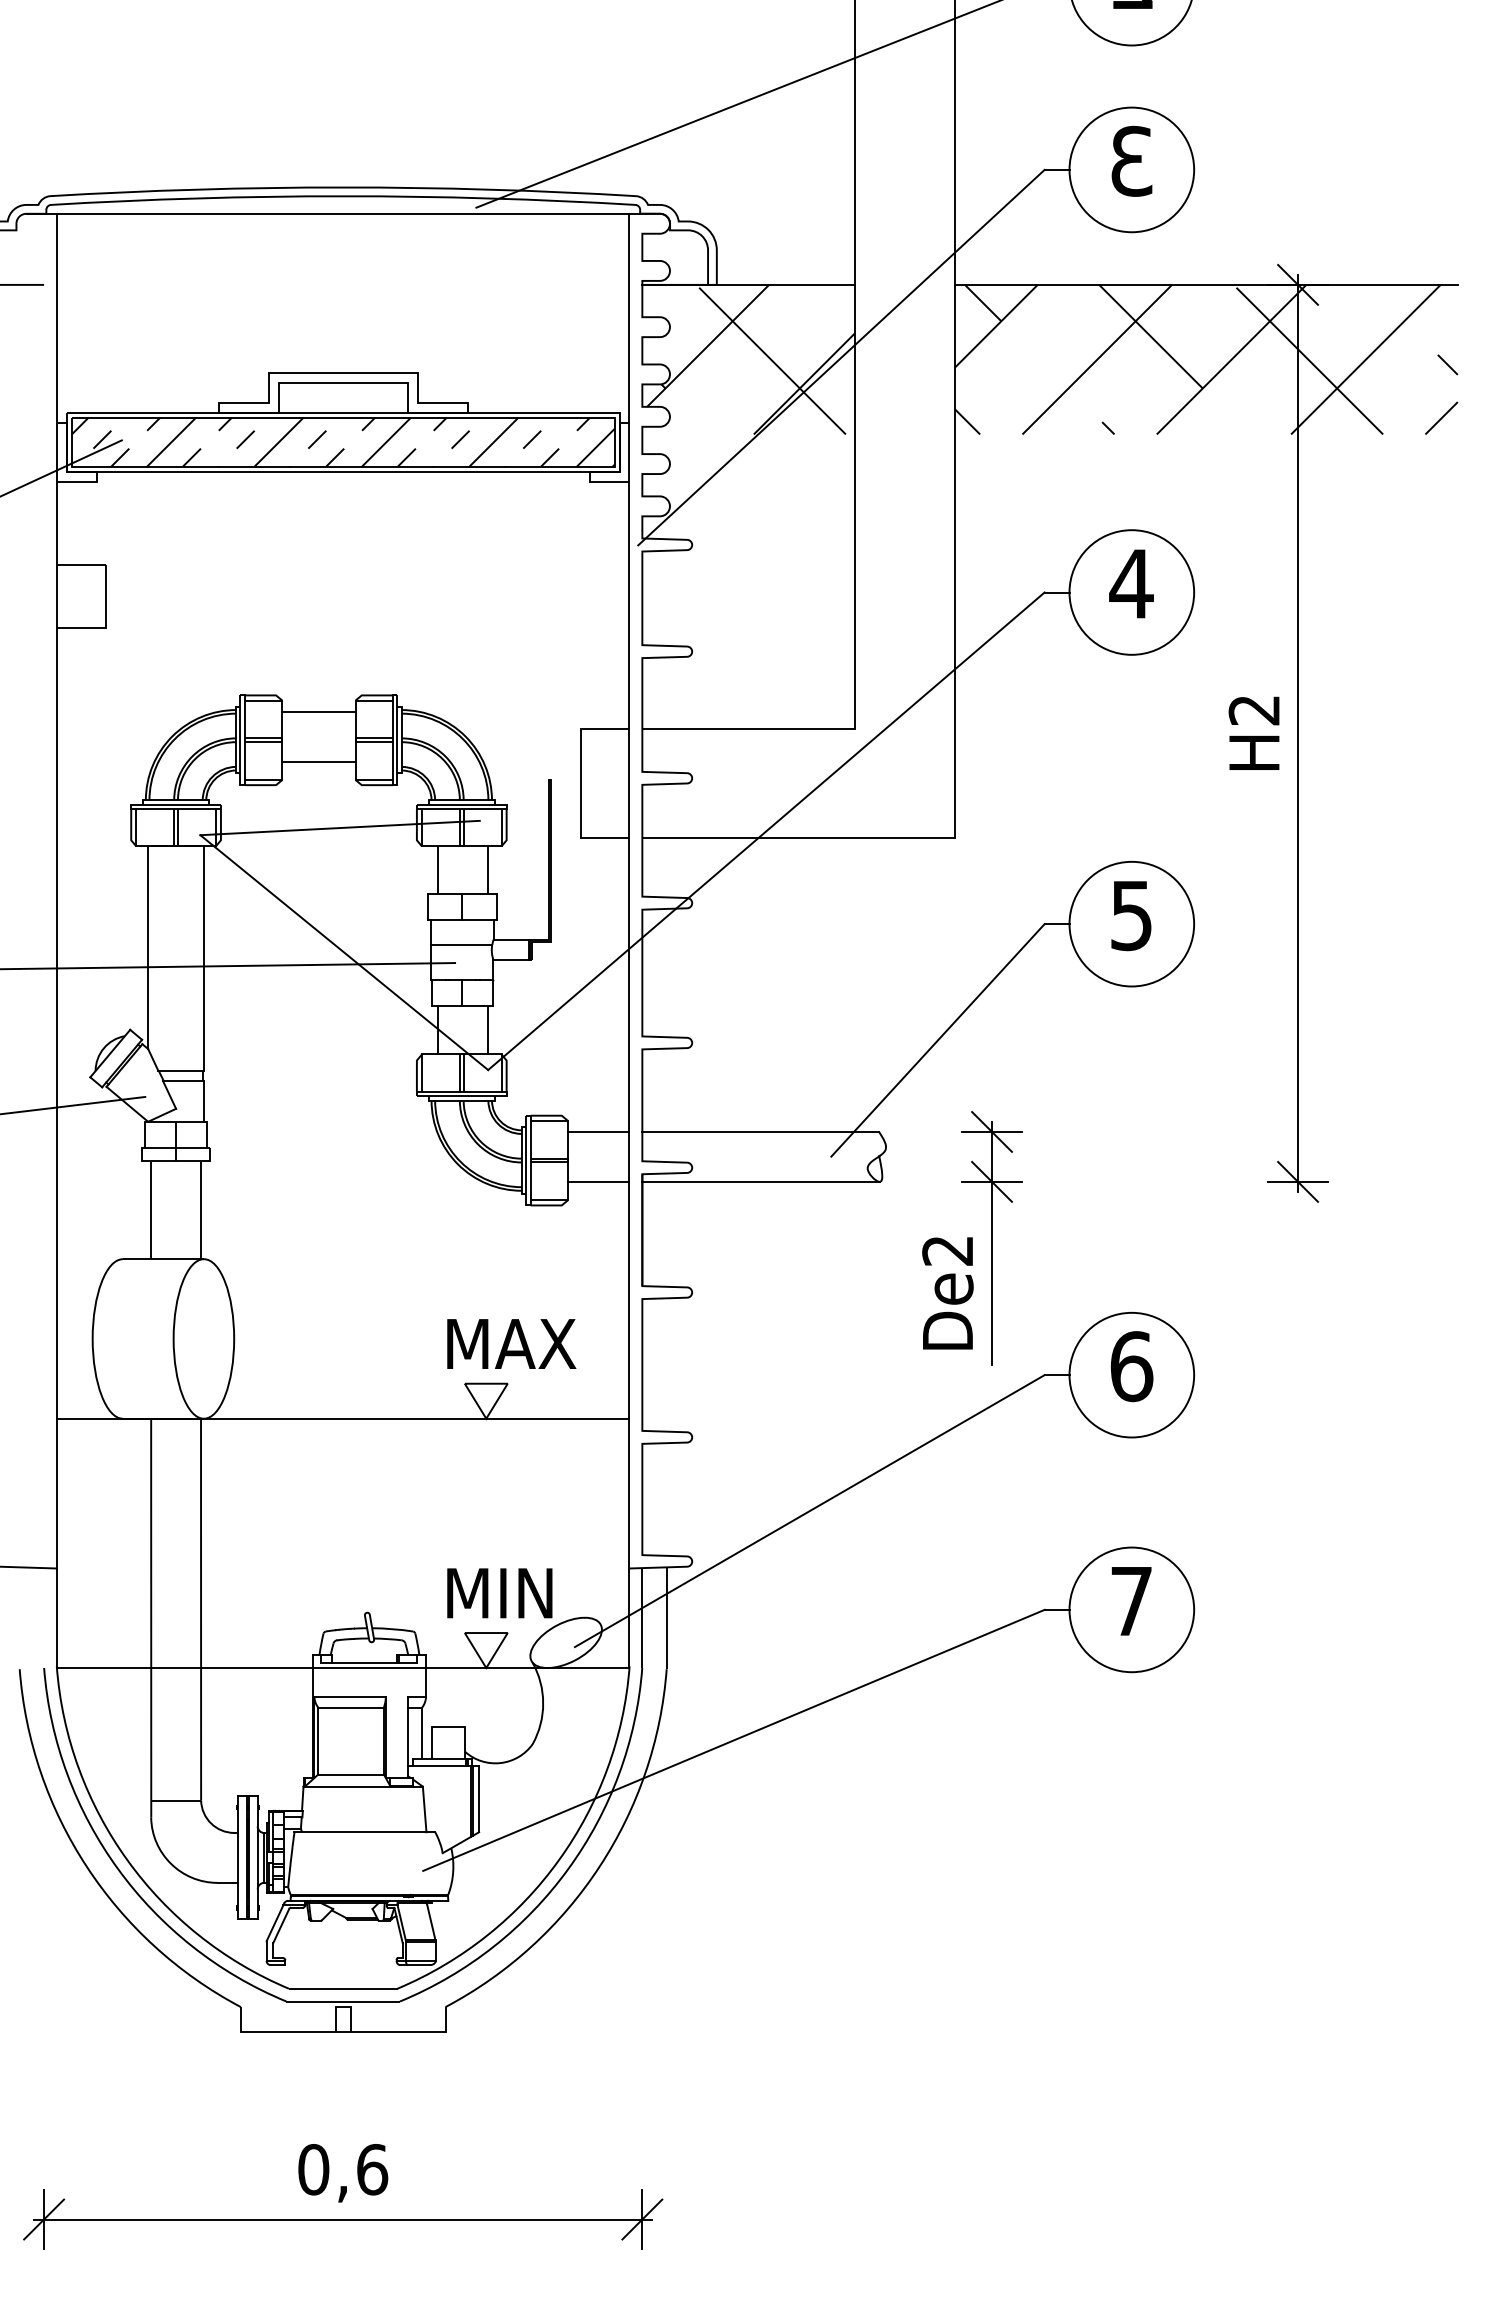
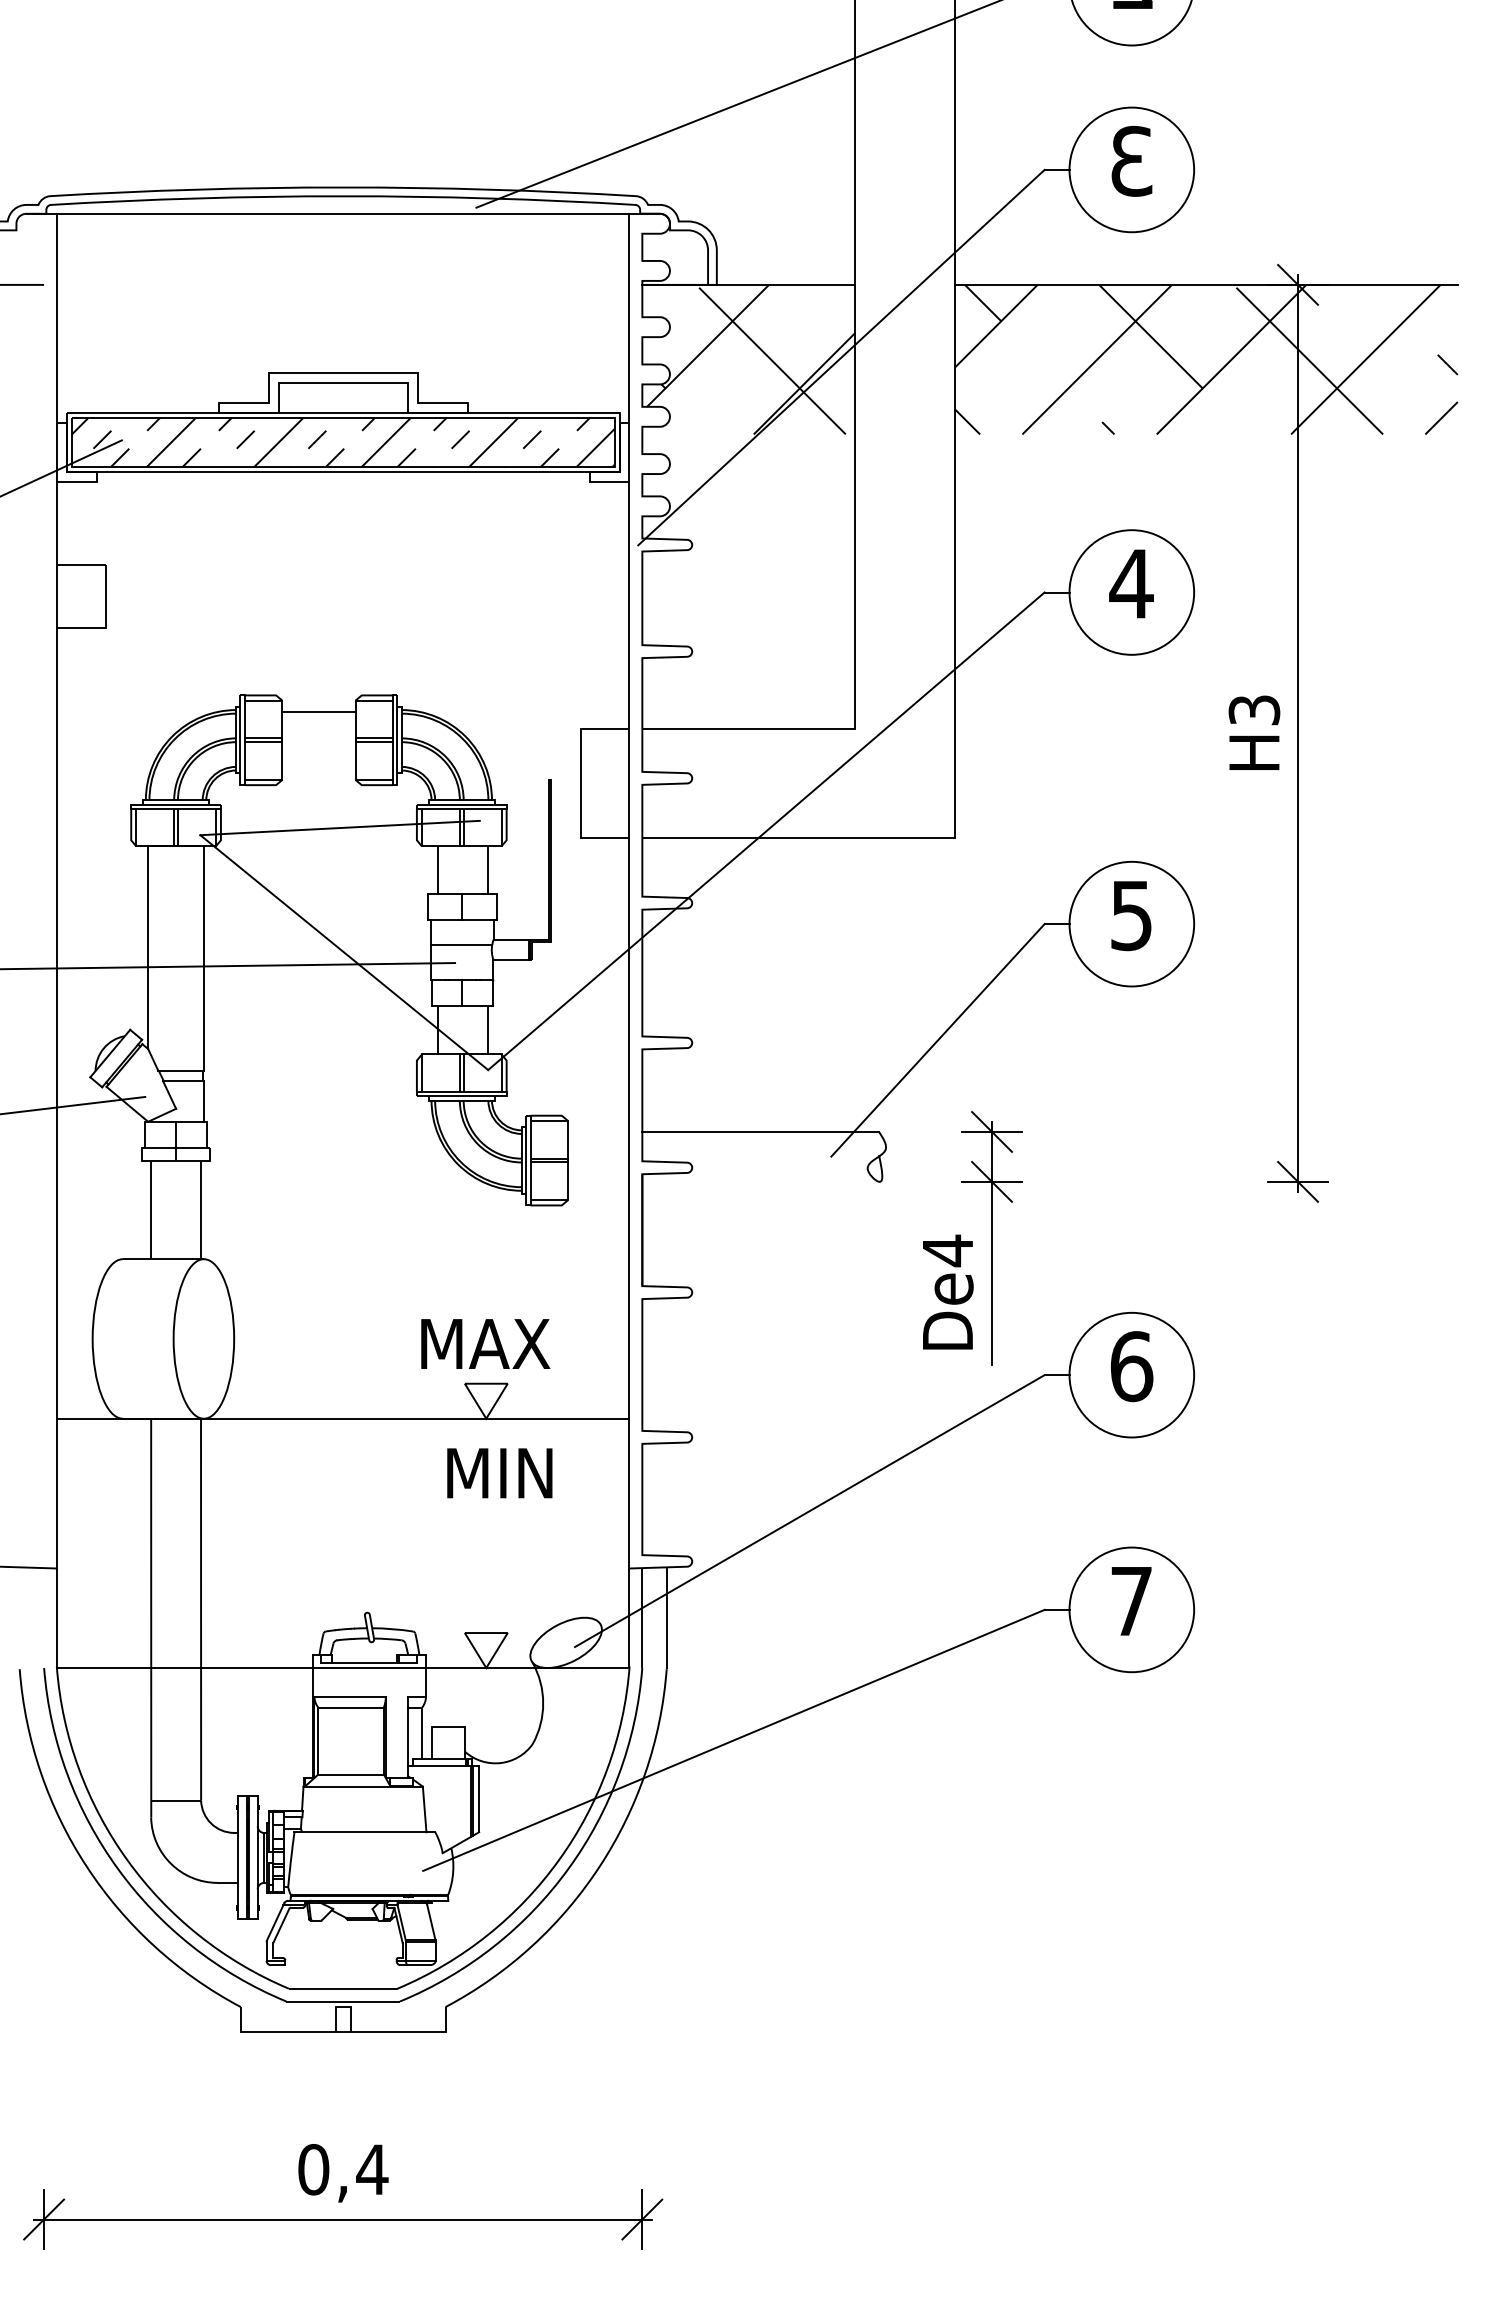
text: H2 -> H3 (1254, 710)
line: present -> none (319, 761)
line: present -> none (598, 1131)
line: present -> none (598, 1181)
line: present -> none (760, 1181)
text: De2 -> De4 (947, 1250)
text position: (511, 1343) -> (485, 1343) (485, 1343)
text position: (499, 1593) -> (499, 1473) (499, 1473)
text: 0,6 -> 0,4 (372, 2169)
